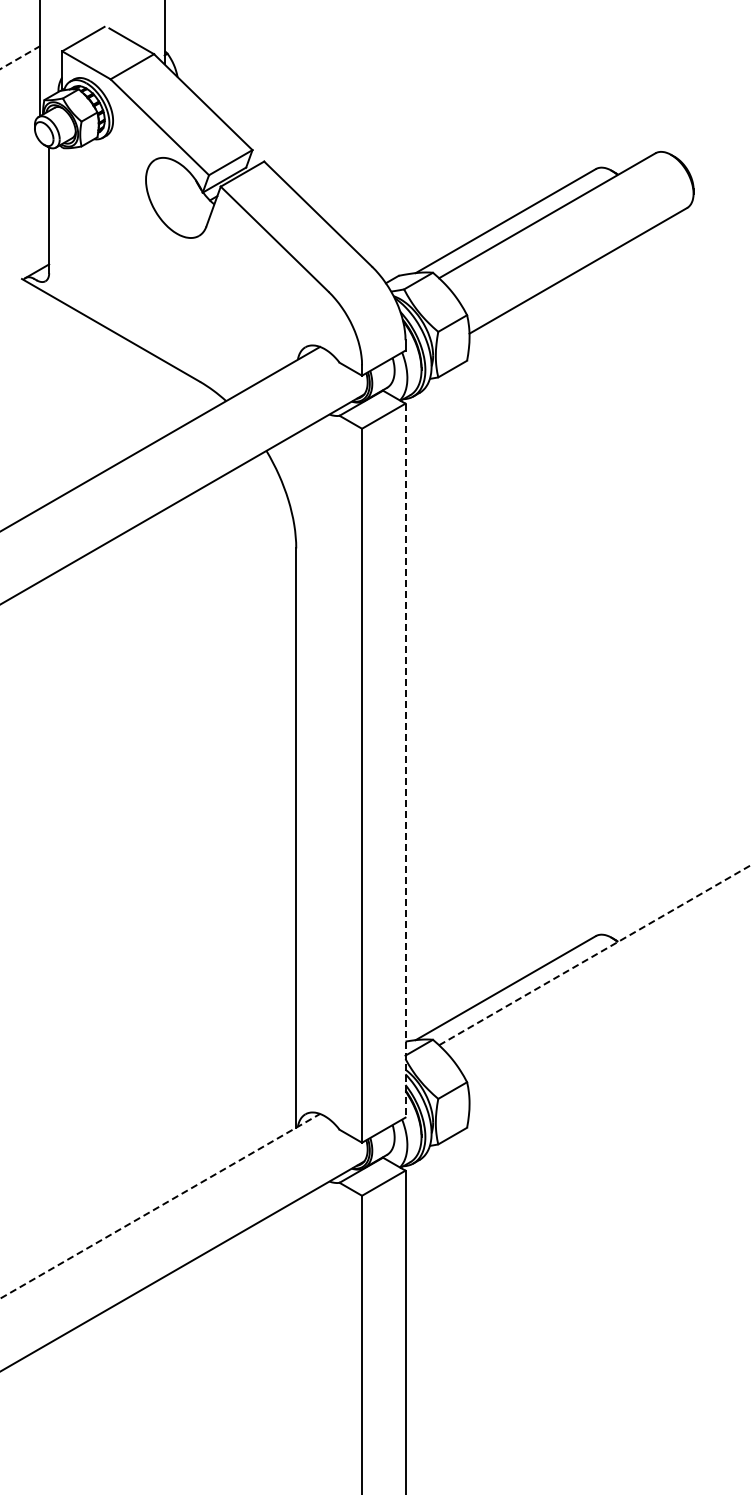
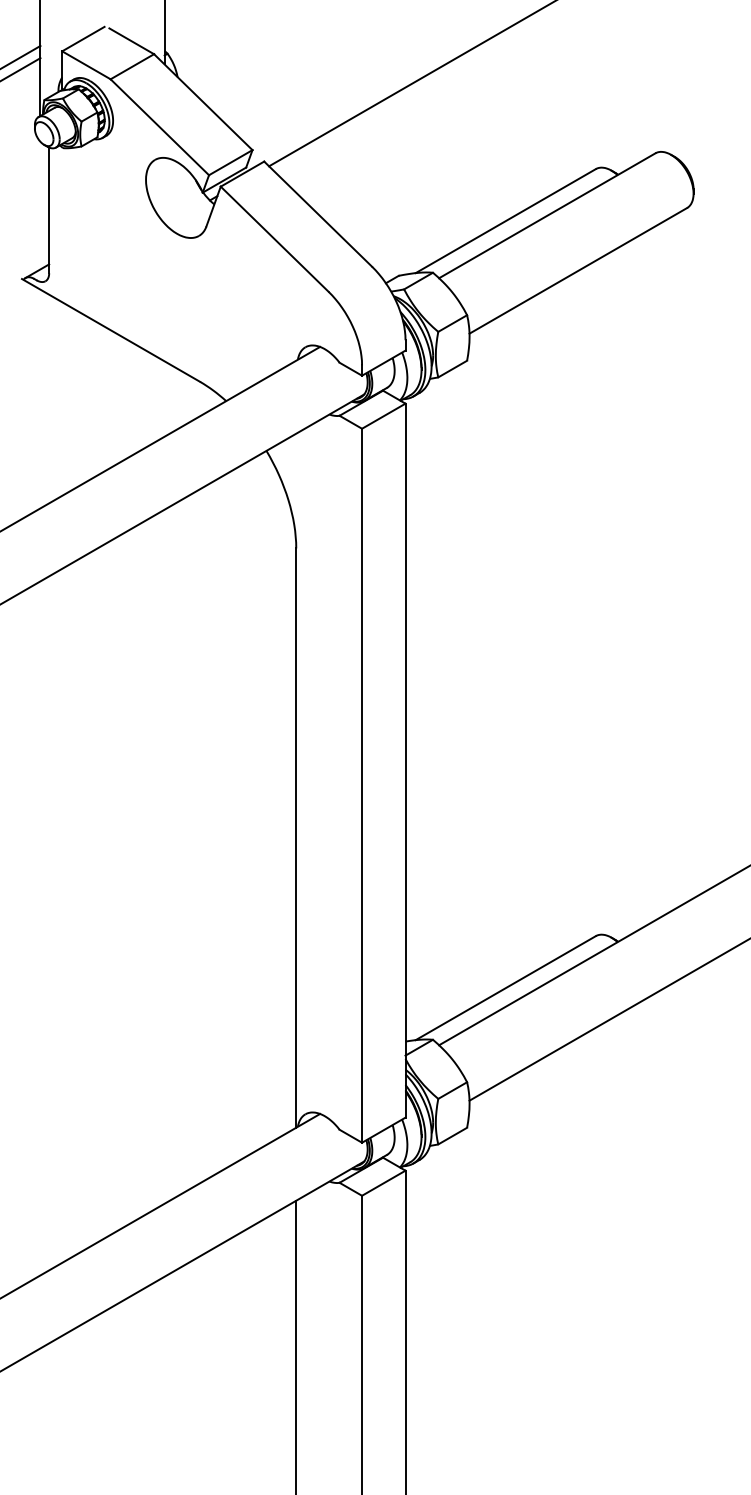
line: dashed -> solid (20, 57)
line: none -> present (21, 69)
line: none -> present (411, 84)
line: dashed -> solid (405, 760)
line: dashed -> solid (594, 955)
line: none -> present (608, 1020)
line: dashed -> solid (160, 1205)
line: none -> present (296, 1345)
